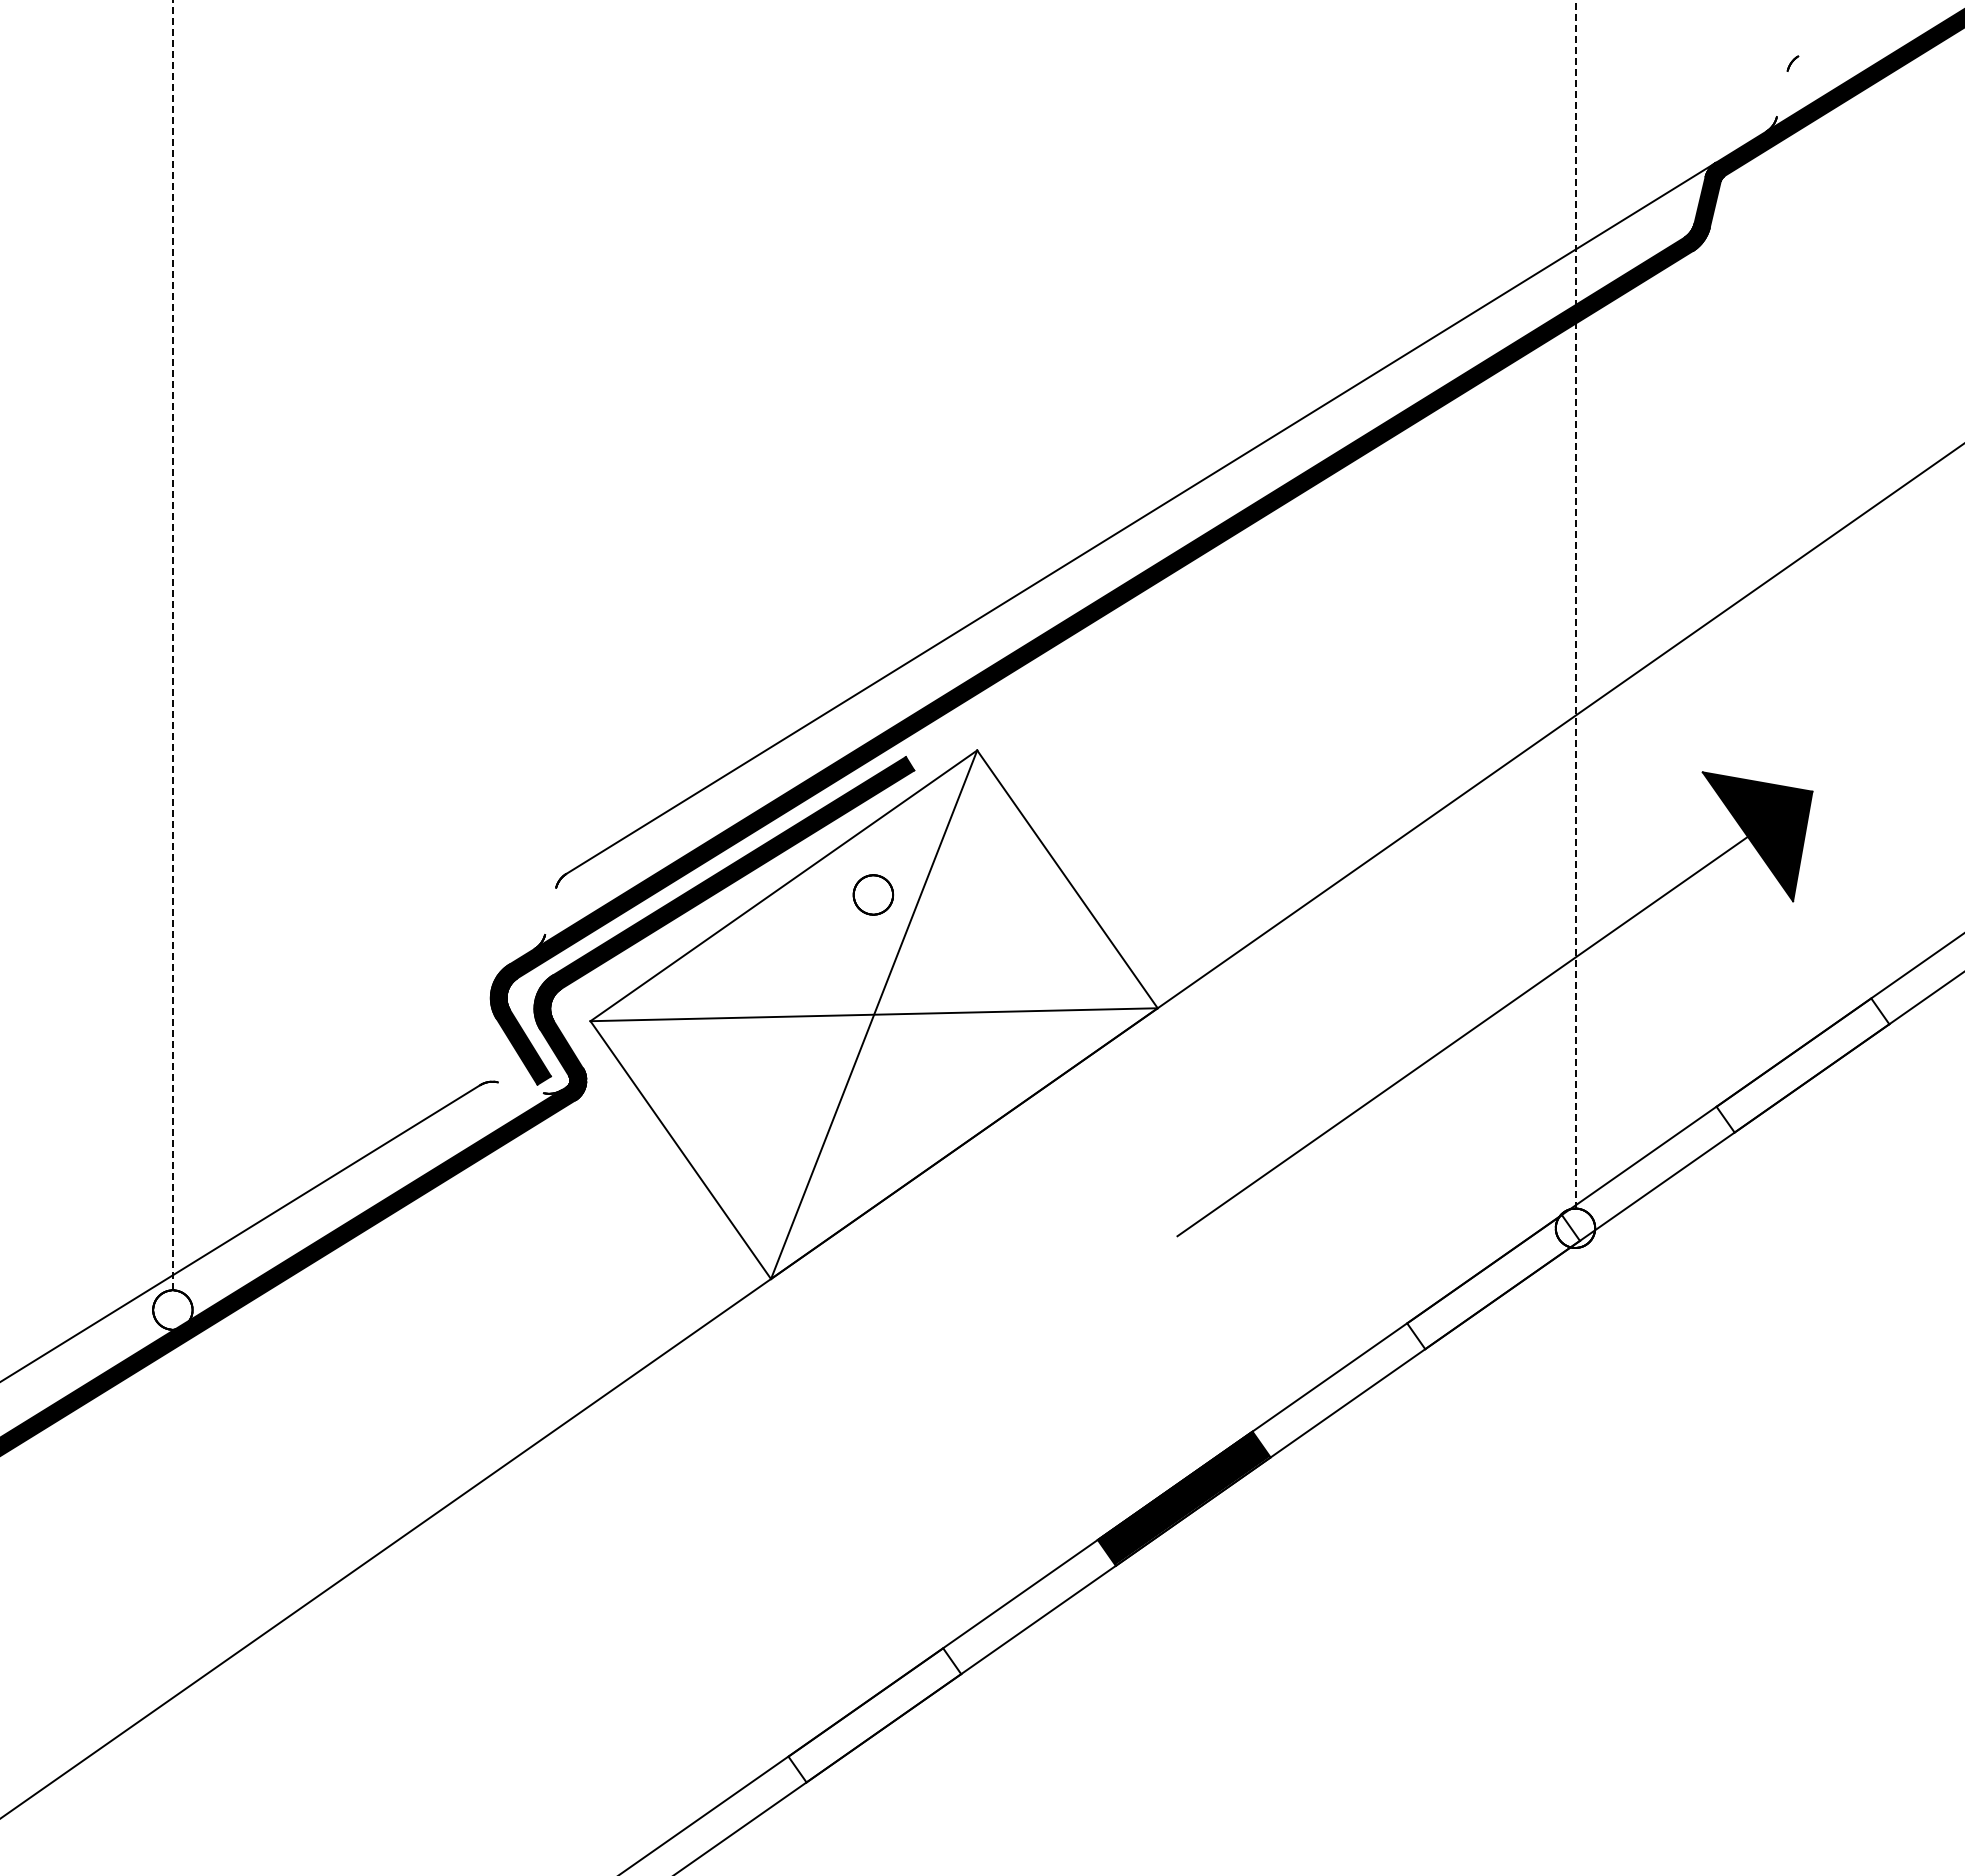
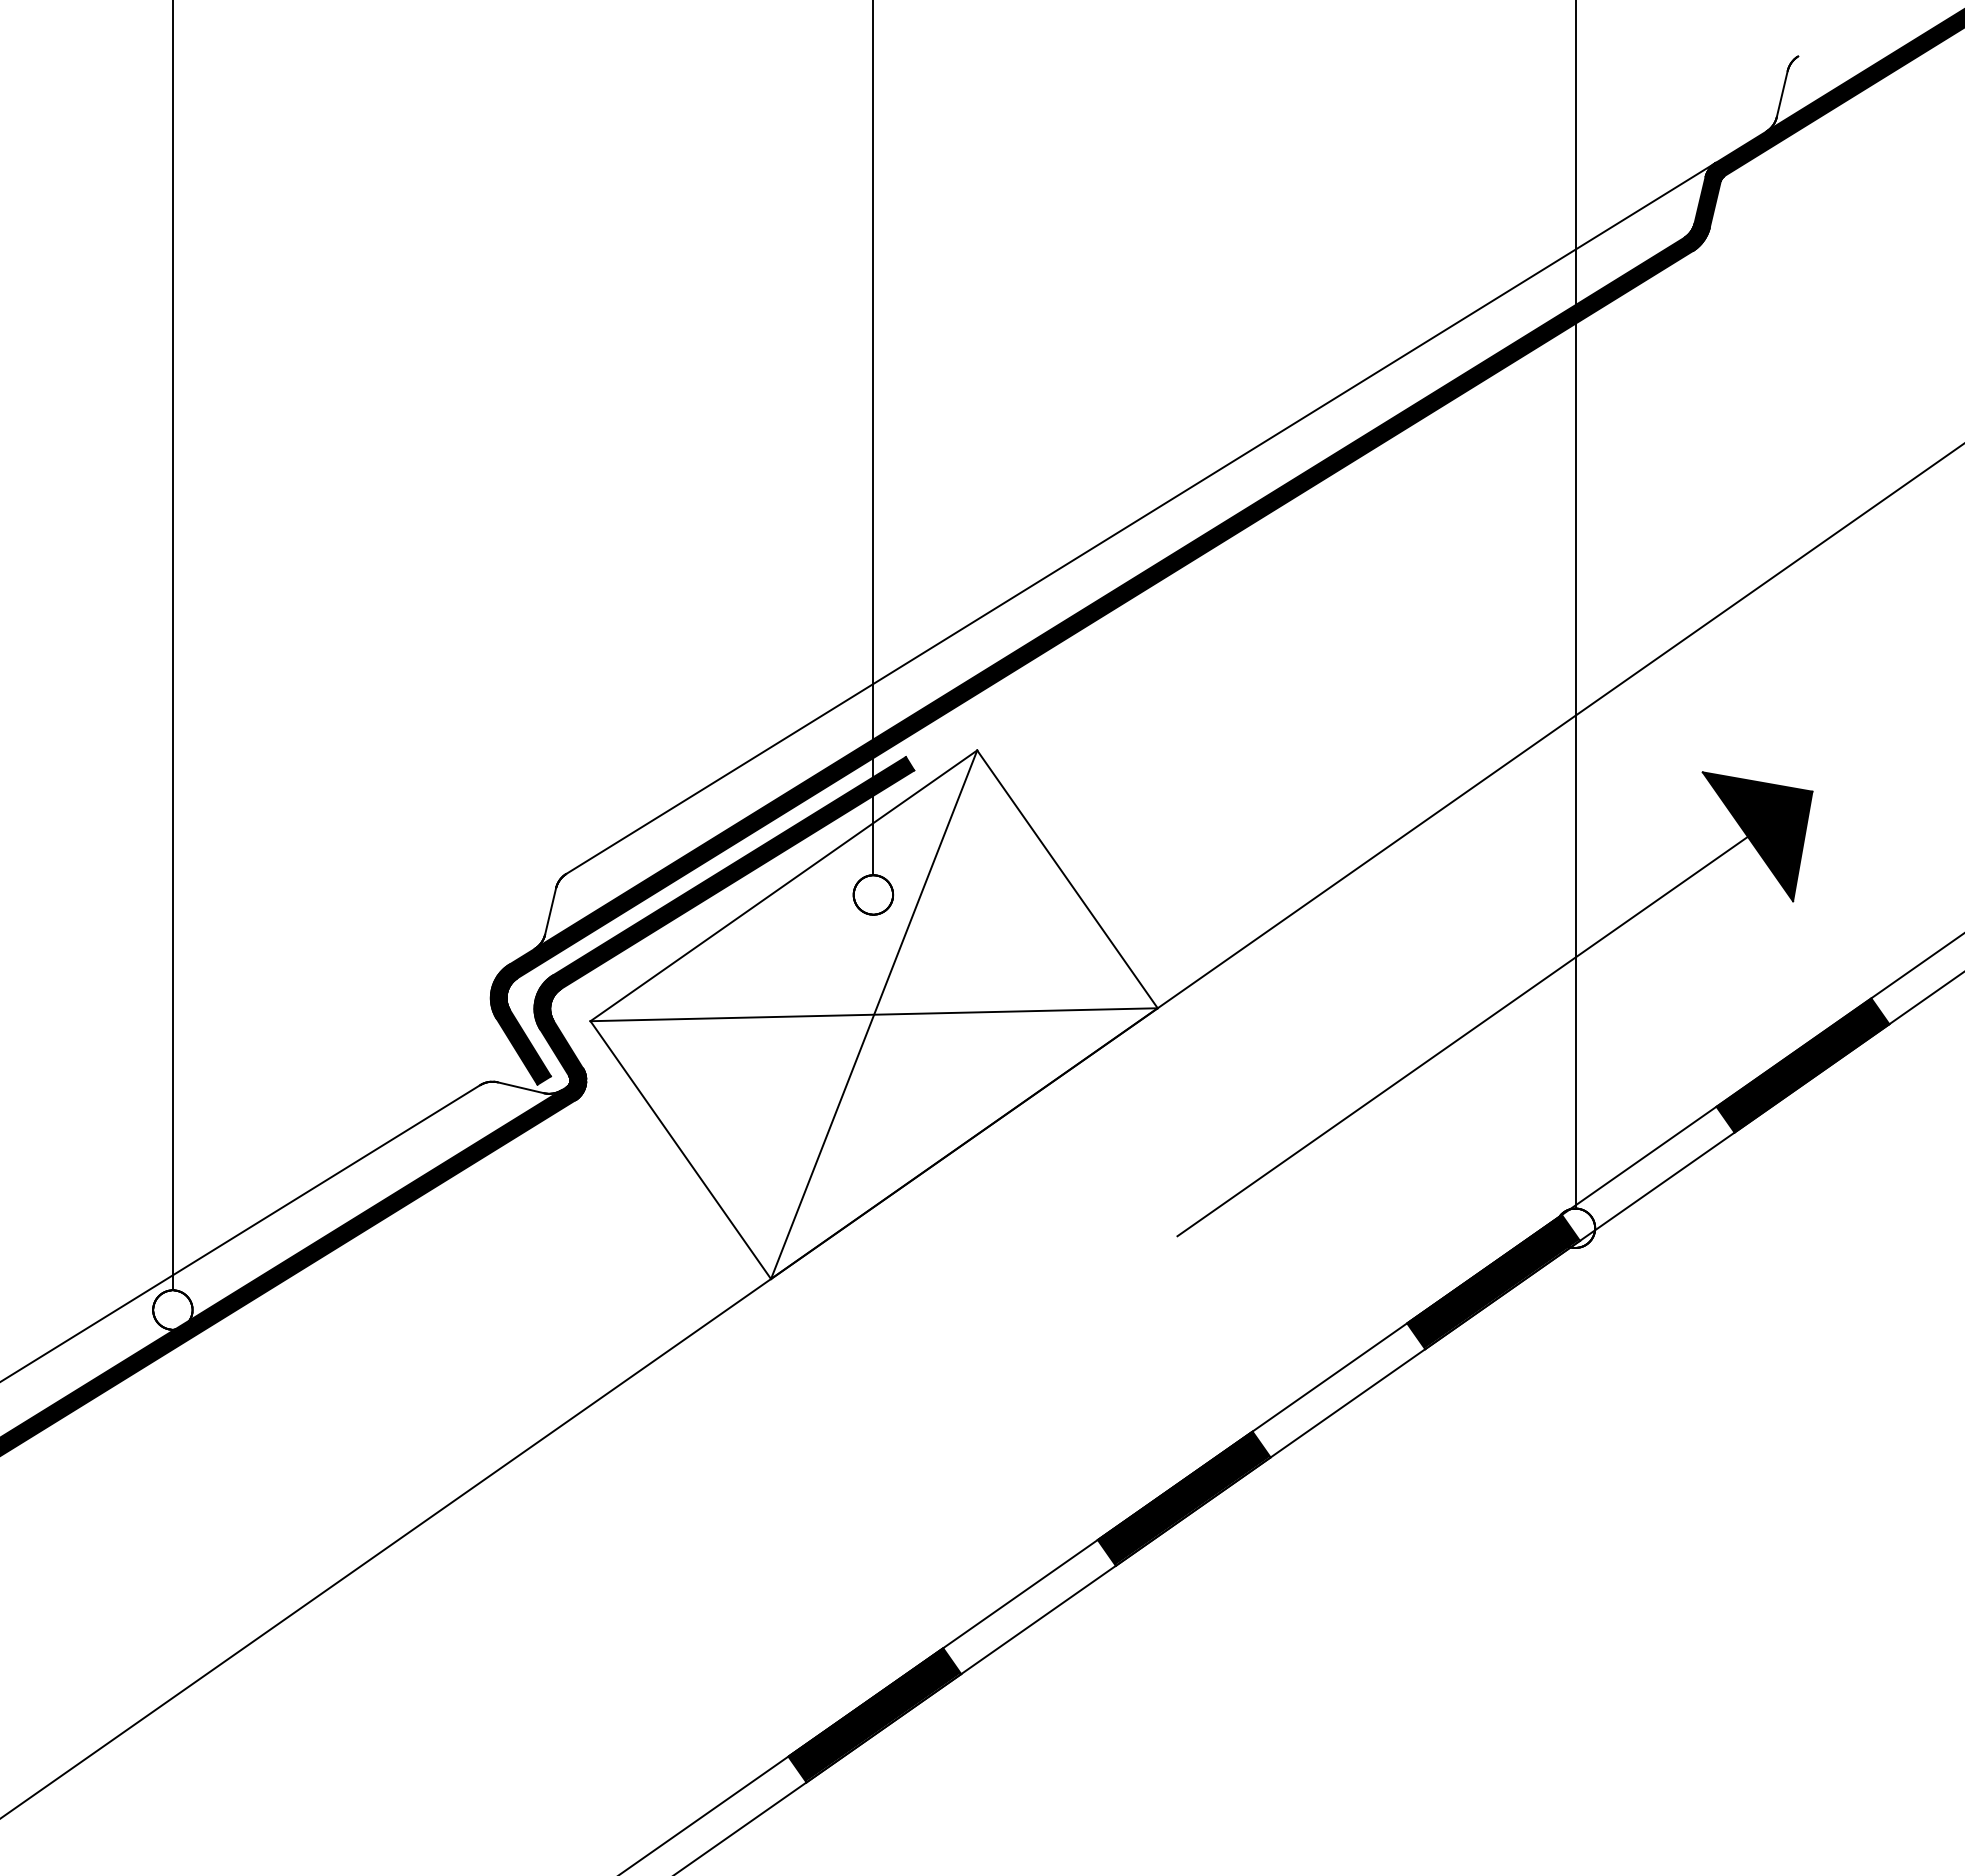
line: none -> present (1781, 93)
line: none -> present (873, 438)
line: dashed -> solid (1575, 604)
line: dashed -> solid (172, 645)
line: none -> present (550, 910)
fill: none -> present (1802, 1065)
line: none -> present (520, 1087)
fill: none -> present (1492, 1281)
fill: none -> present (873, 1714)
